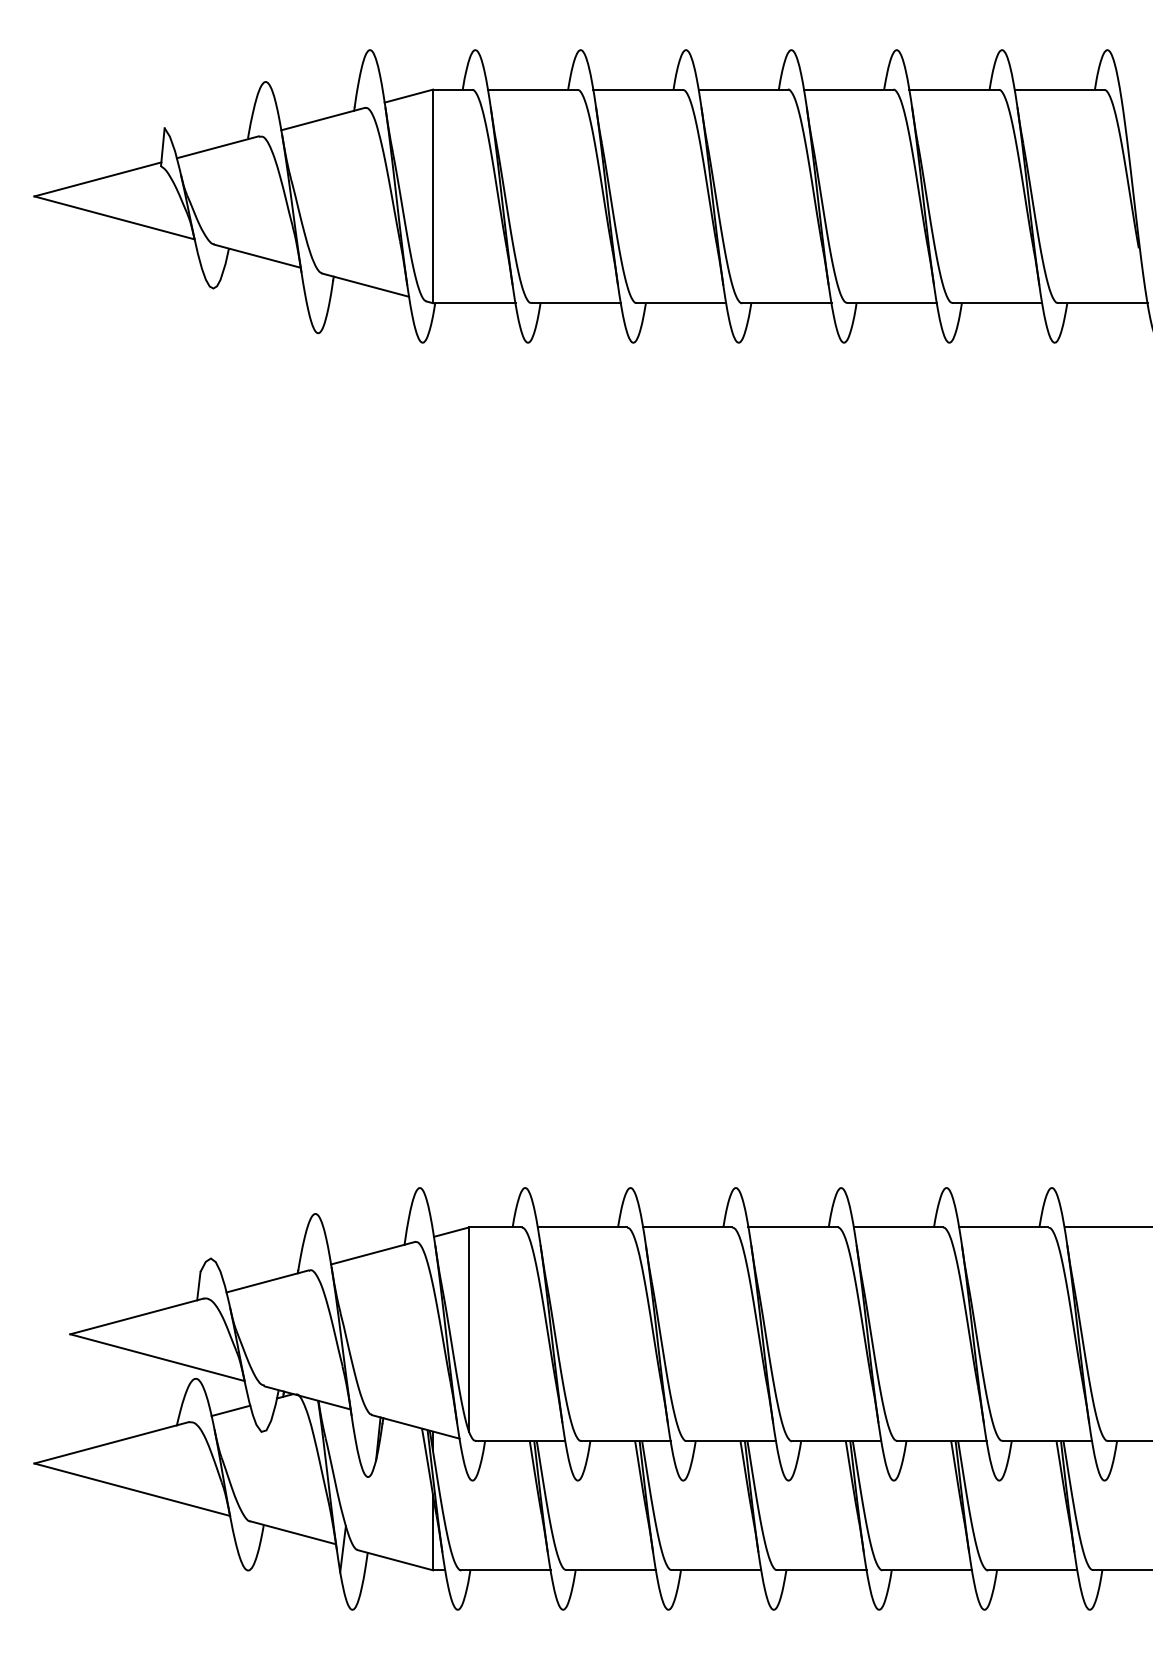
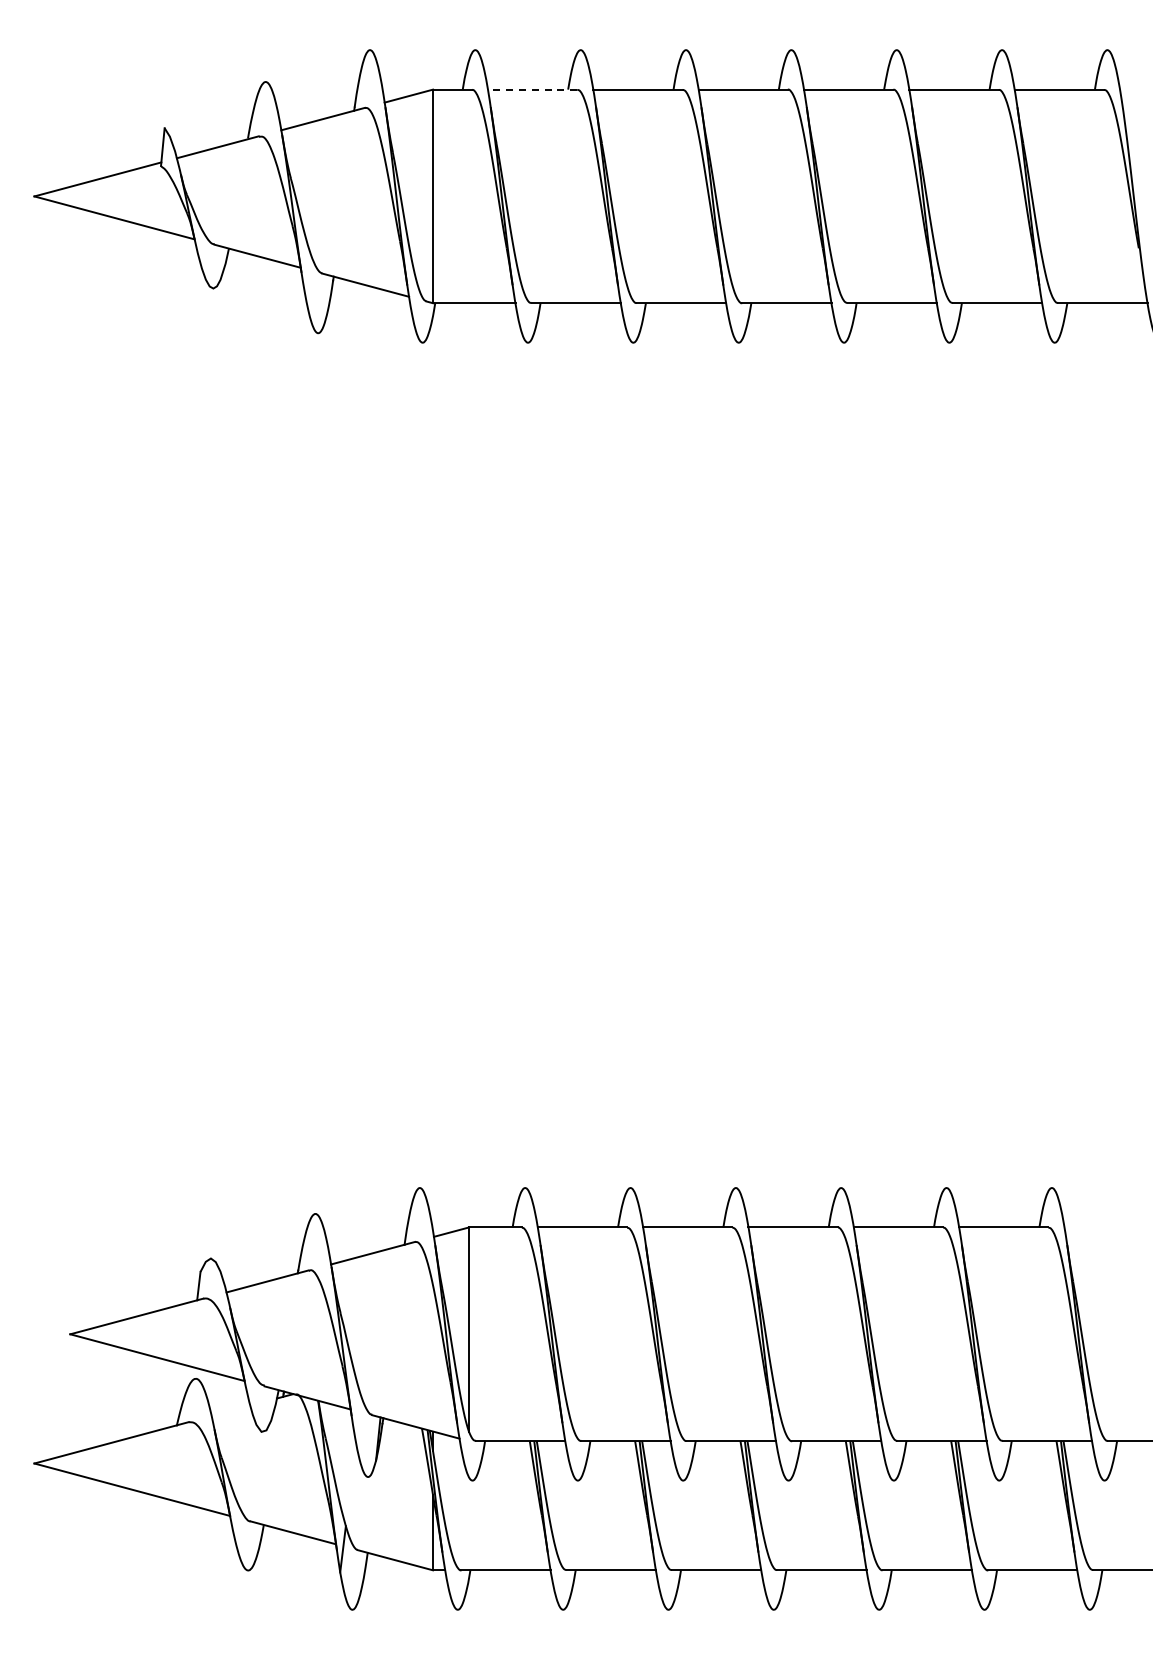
line: solid -> dashed (532, 89)
line: present -> none (1106, 1227)
line: present -> none (230, 1410)
